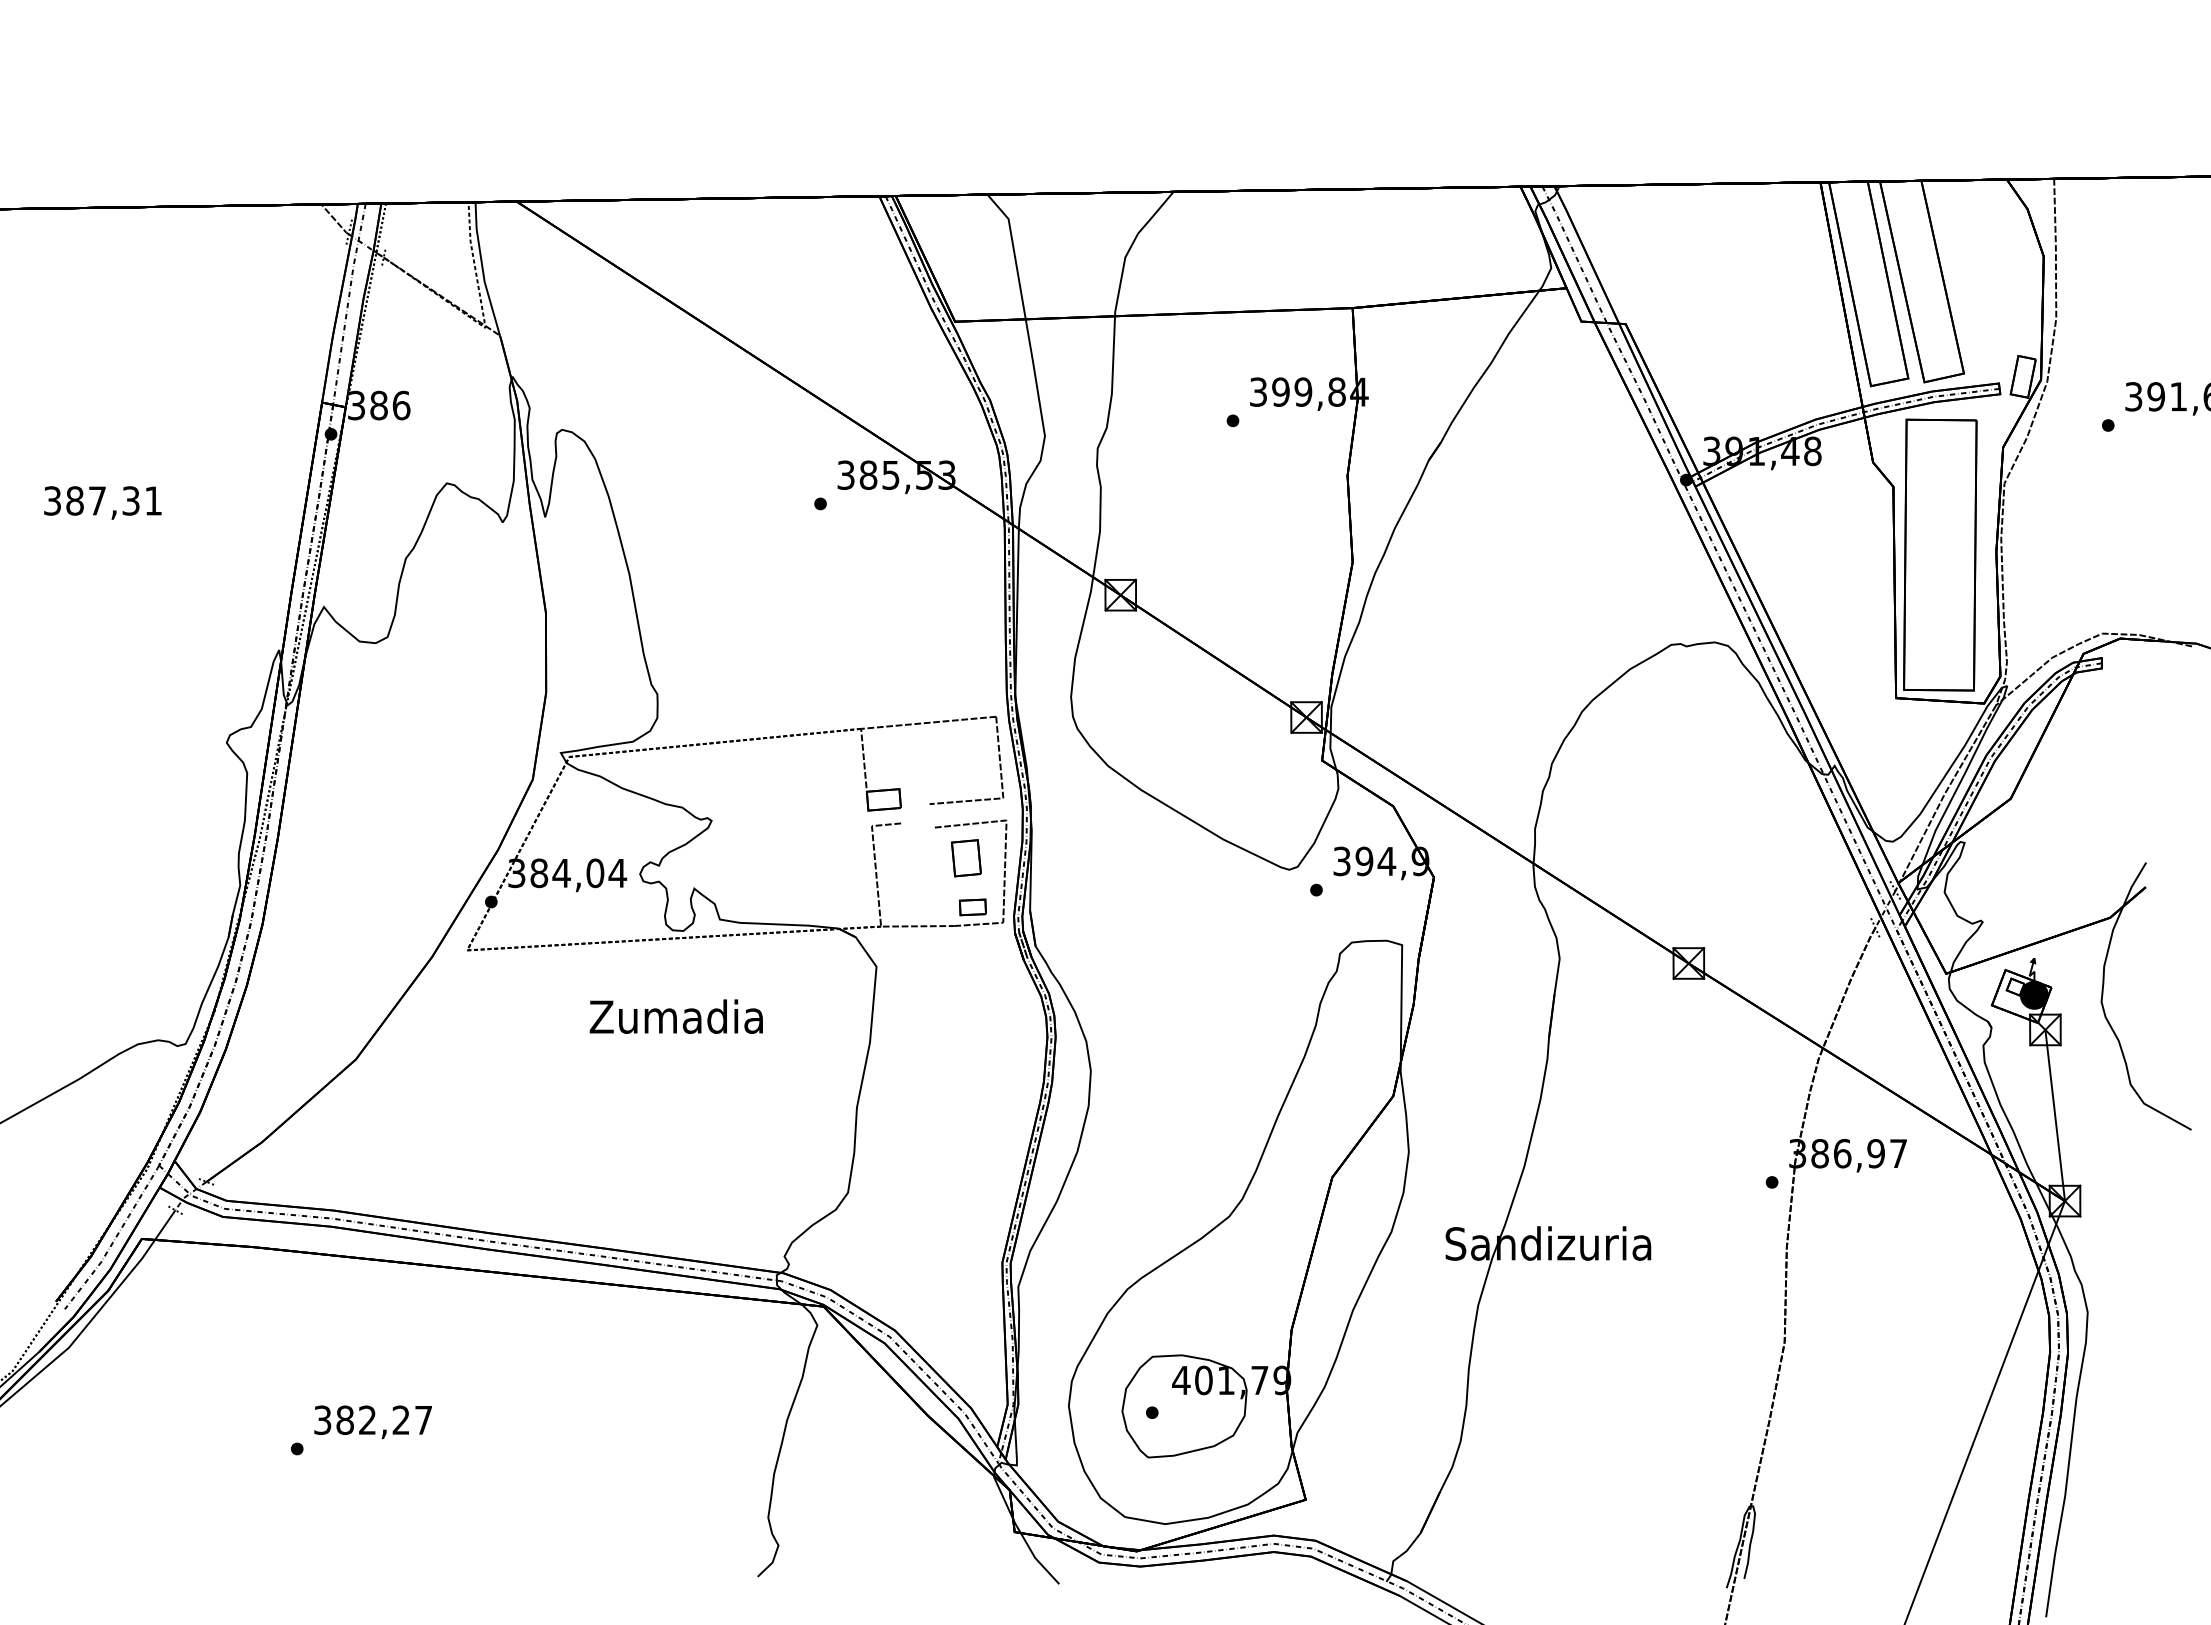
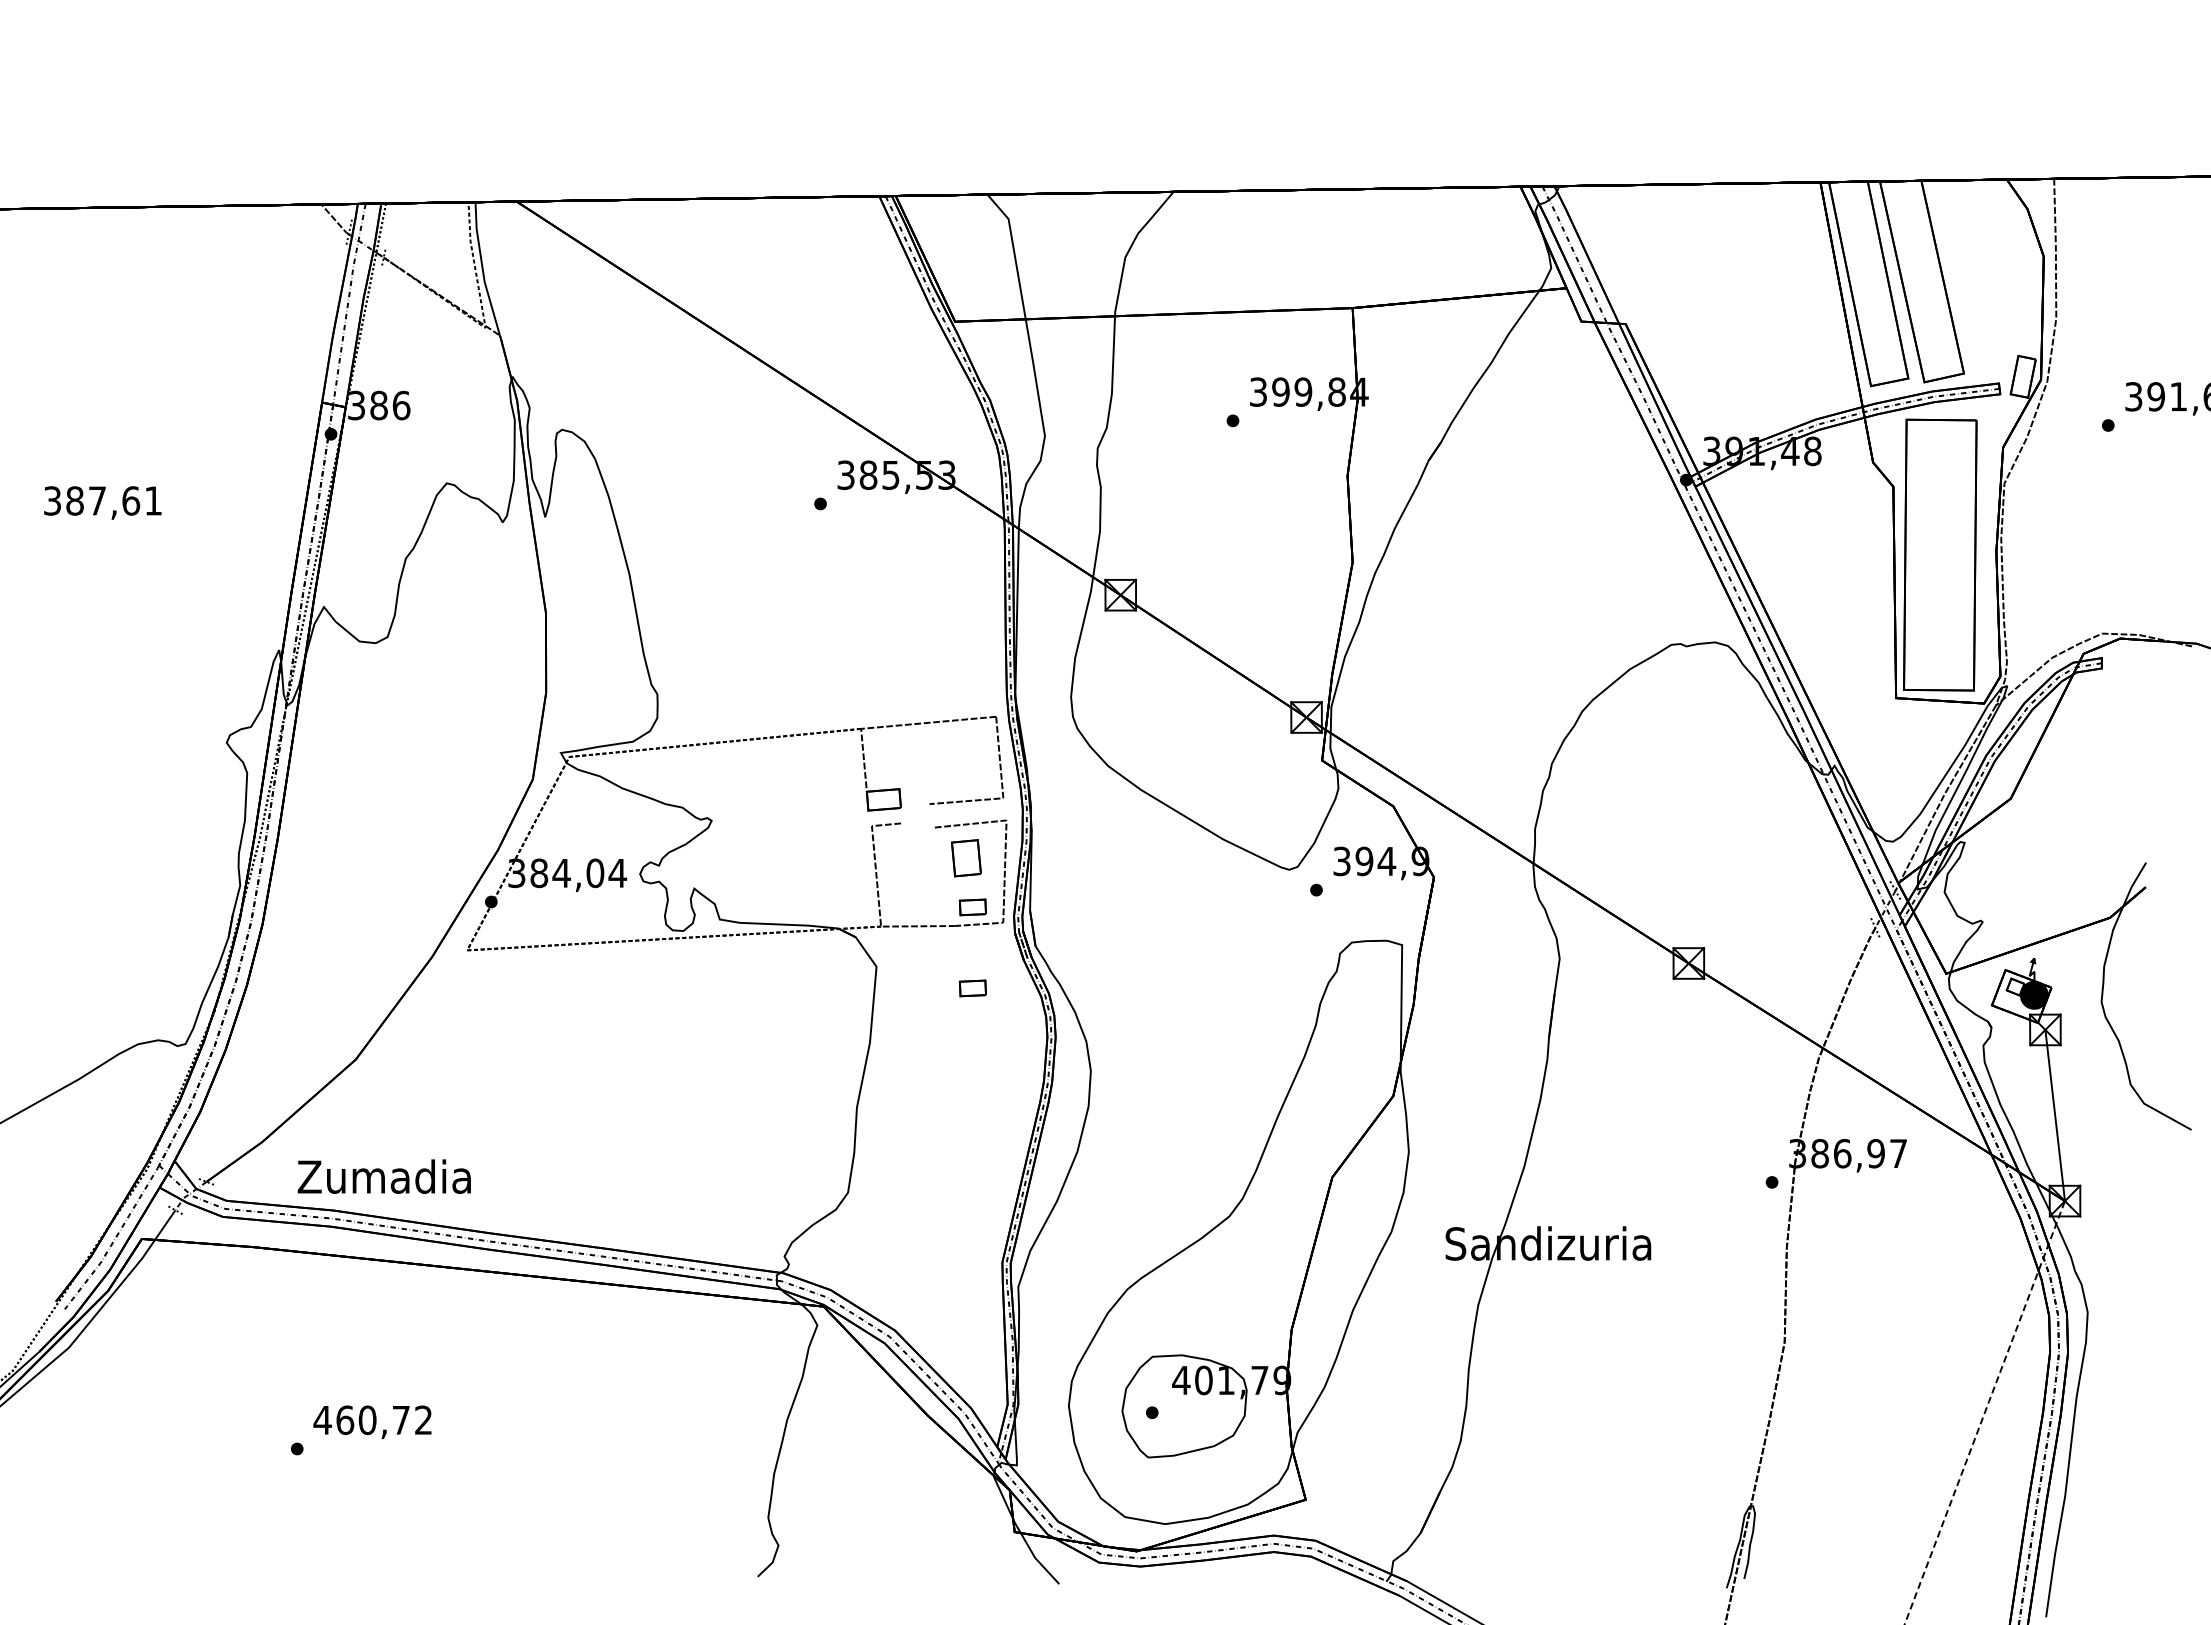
text: 387,31 -> 387,61 (131, 500)
part: none -> present (972, 988)
text position: (675, 1016) -> (383, 1176) (383, 1176)
line: solid -> dashed (1985, 1412)
text: 382,27 -> 460,72 (372, 1420)
